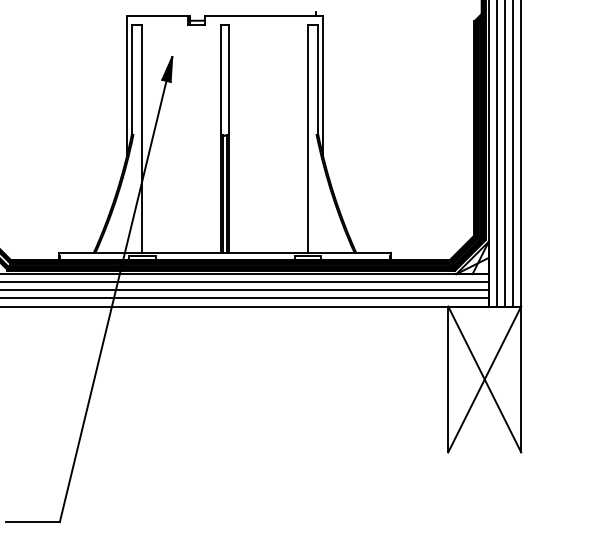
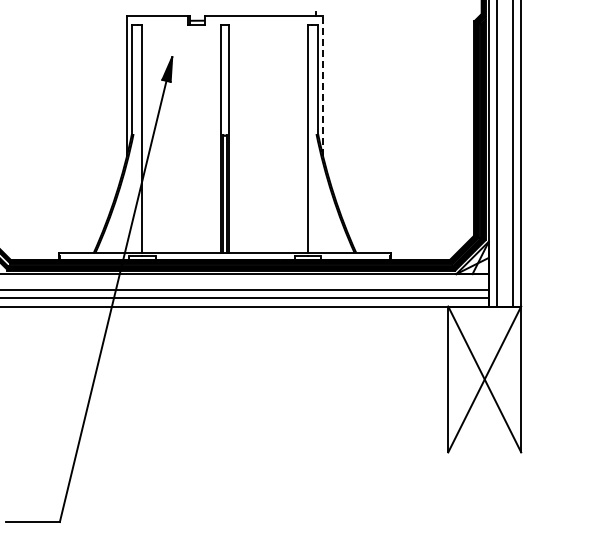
line: solid -> dashed (323, 86)
line: present -> none (505, 154)
line: present -> none (245, 282)
